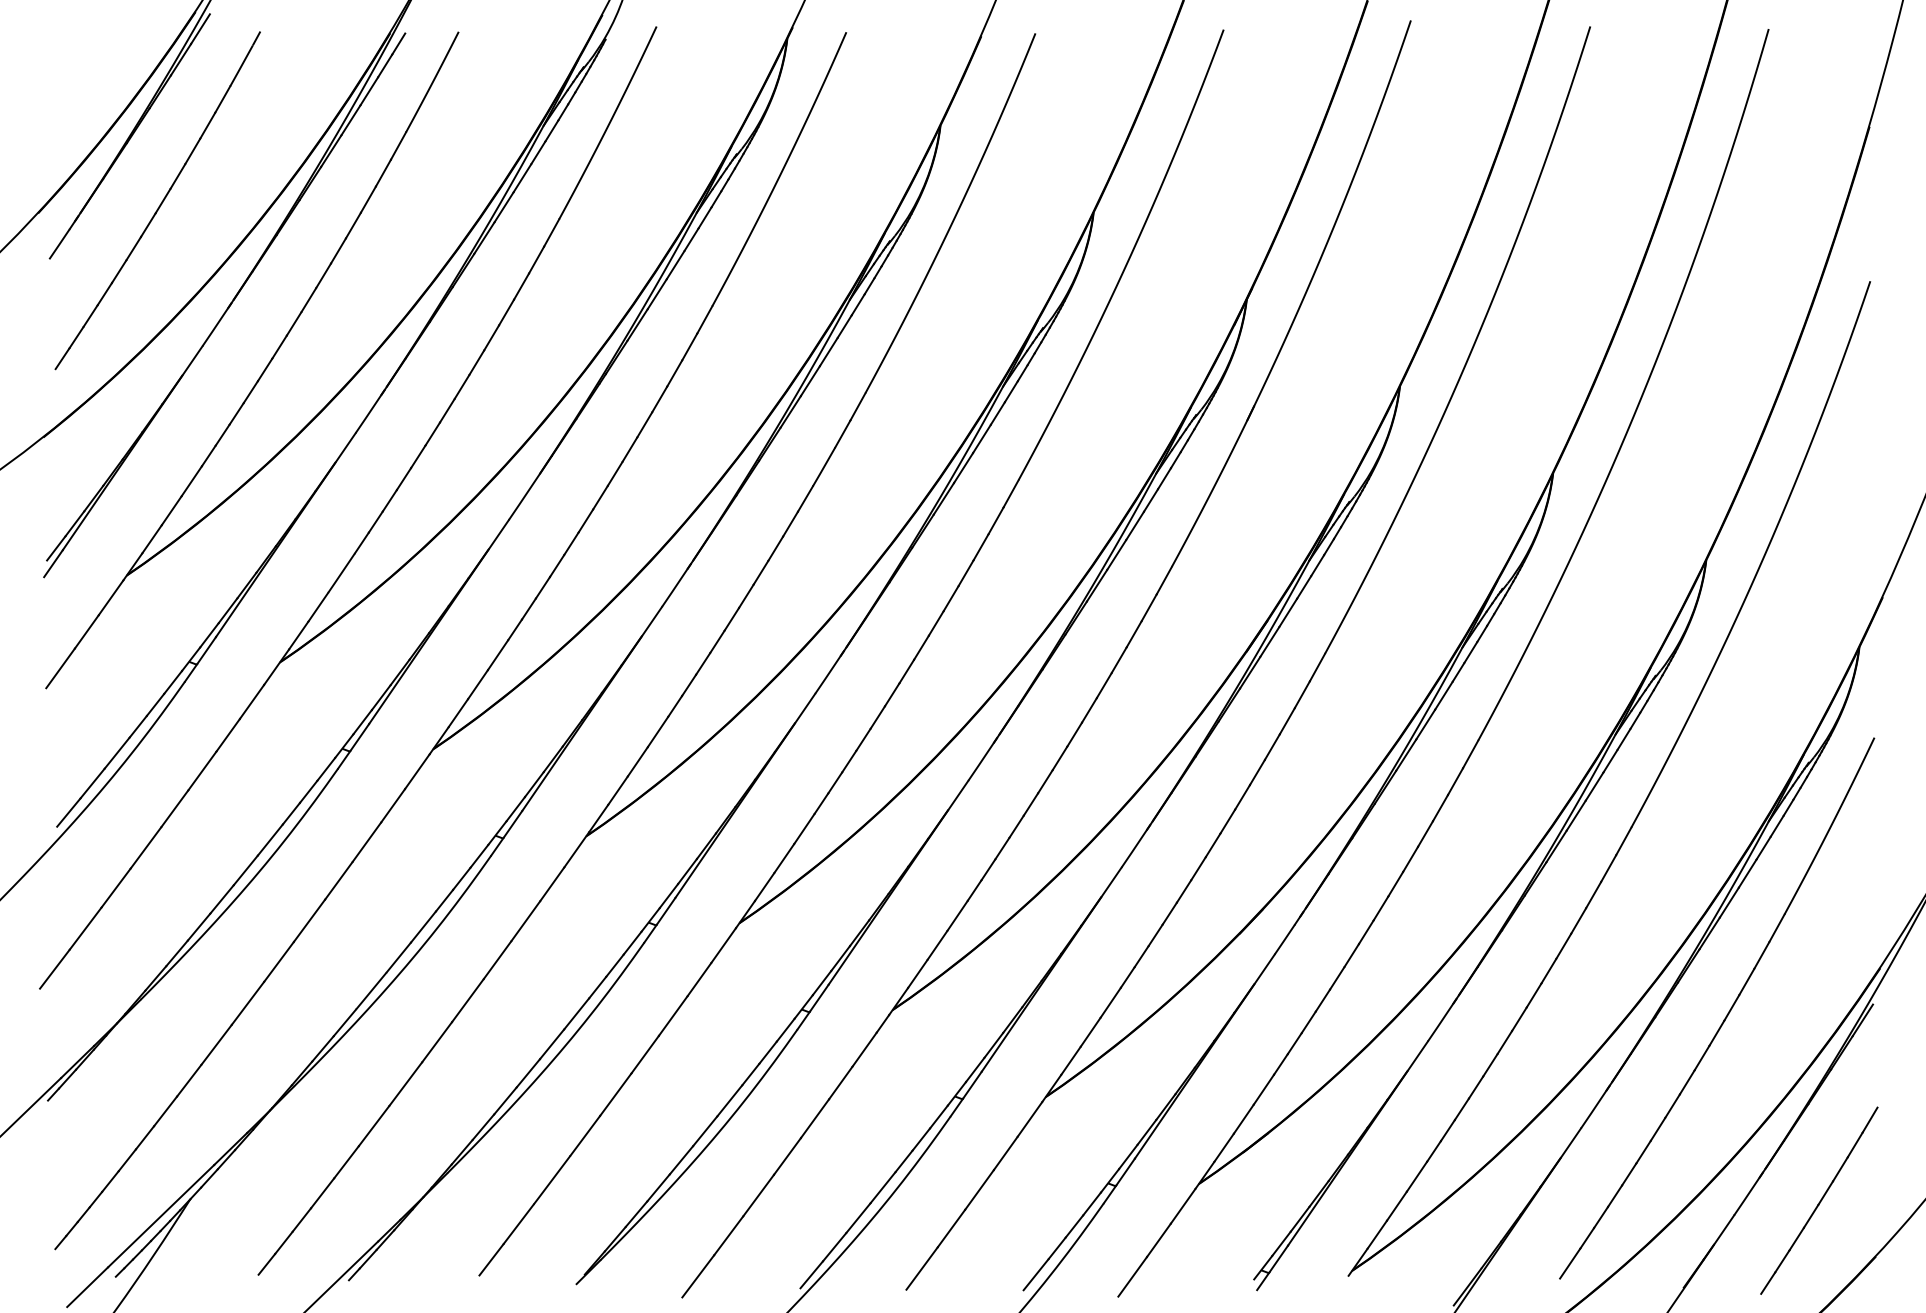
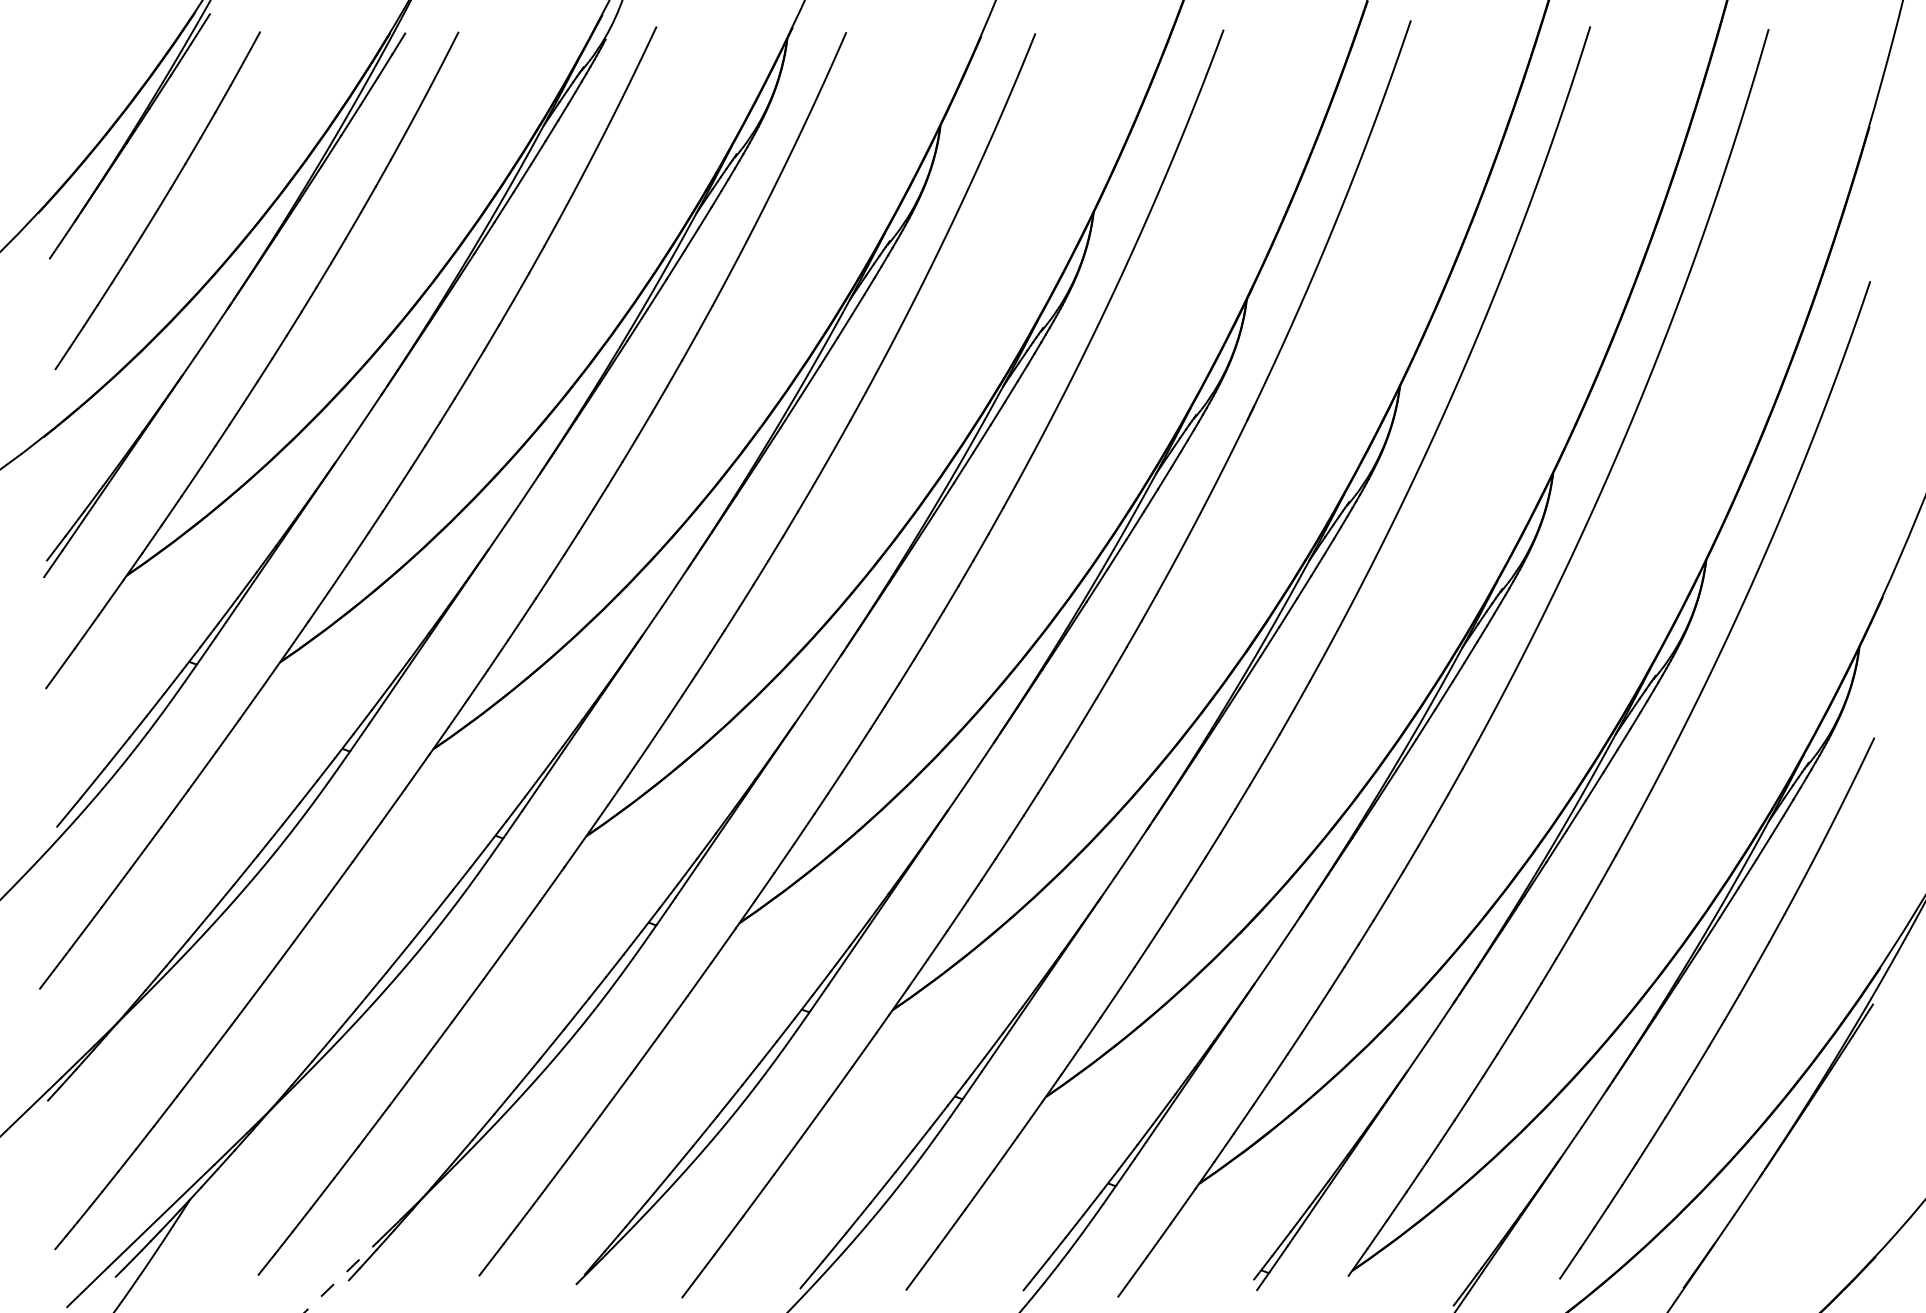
part: present -> none (1819, 1200)
line: solid -> dashed (341, 1276)
